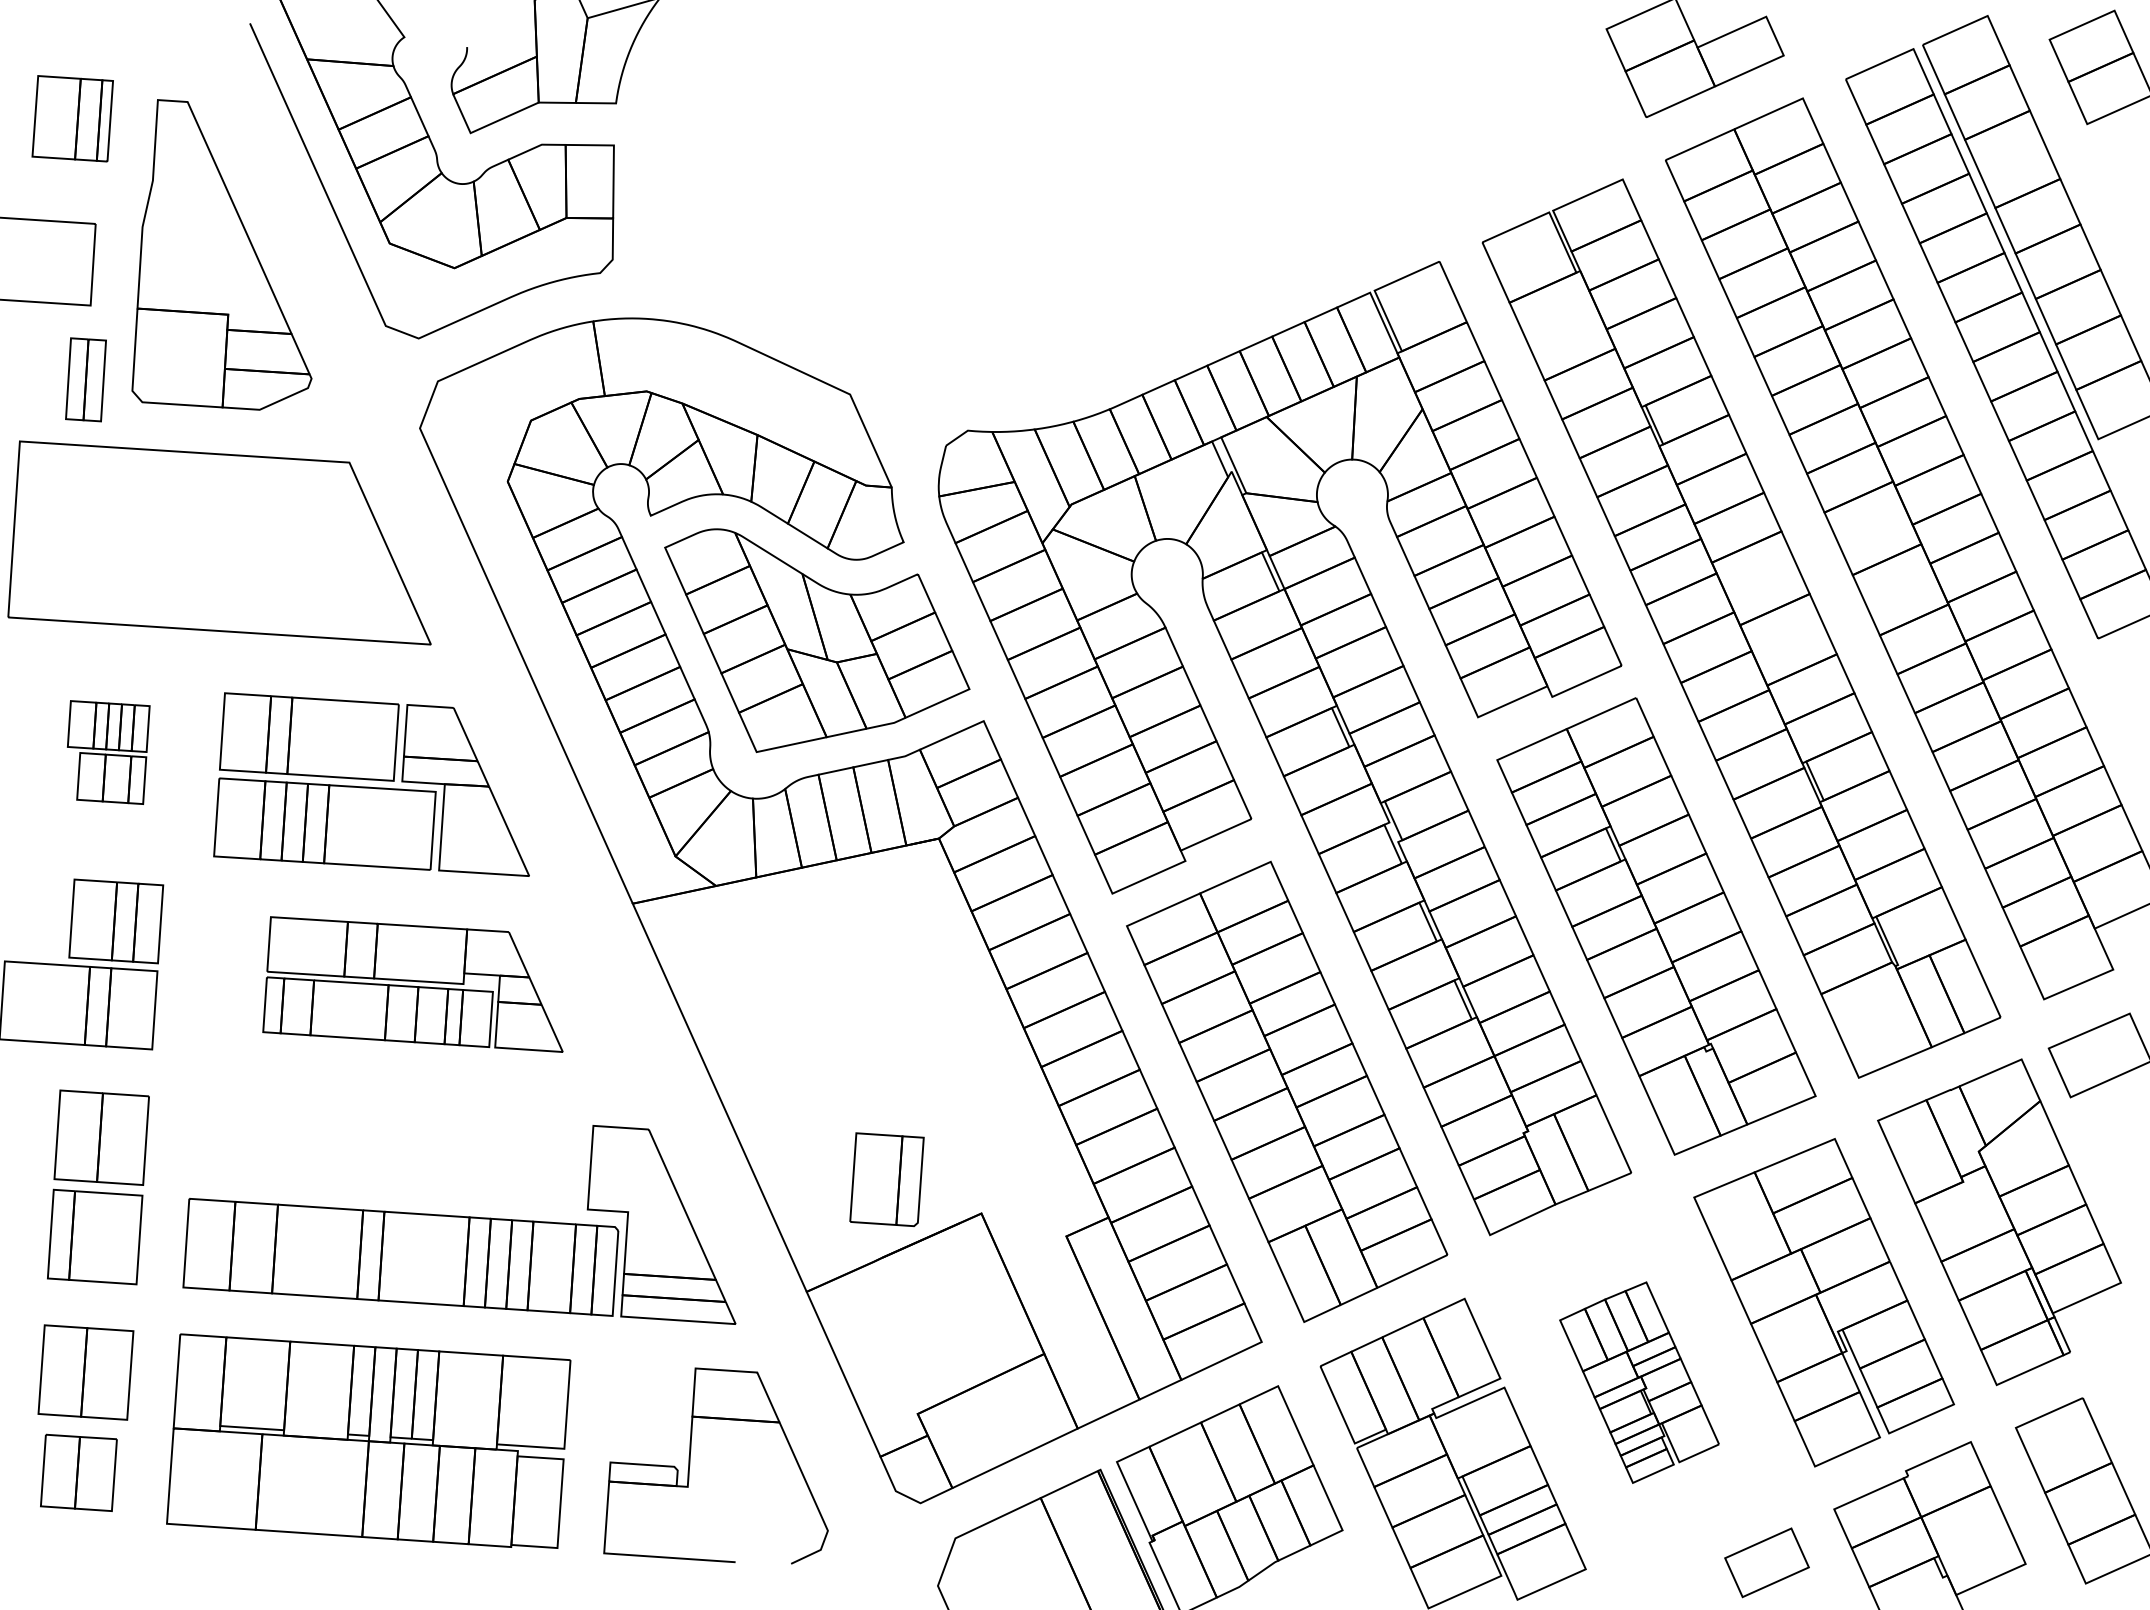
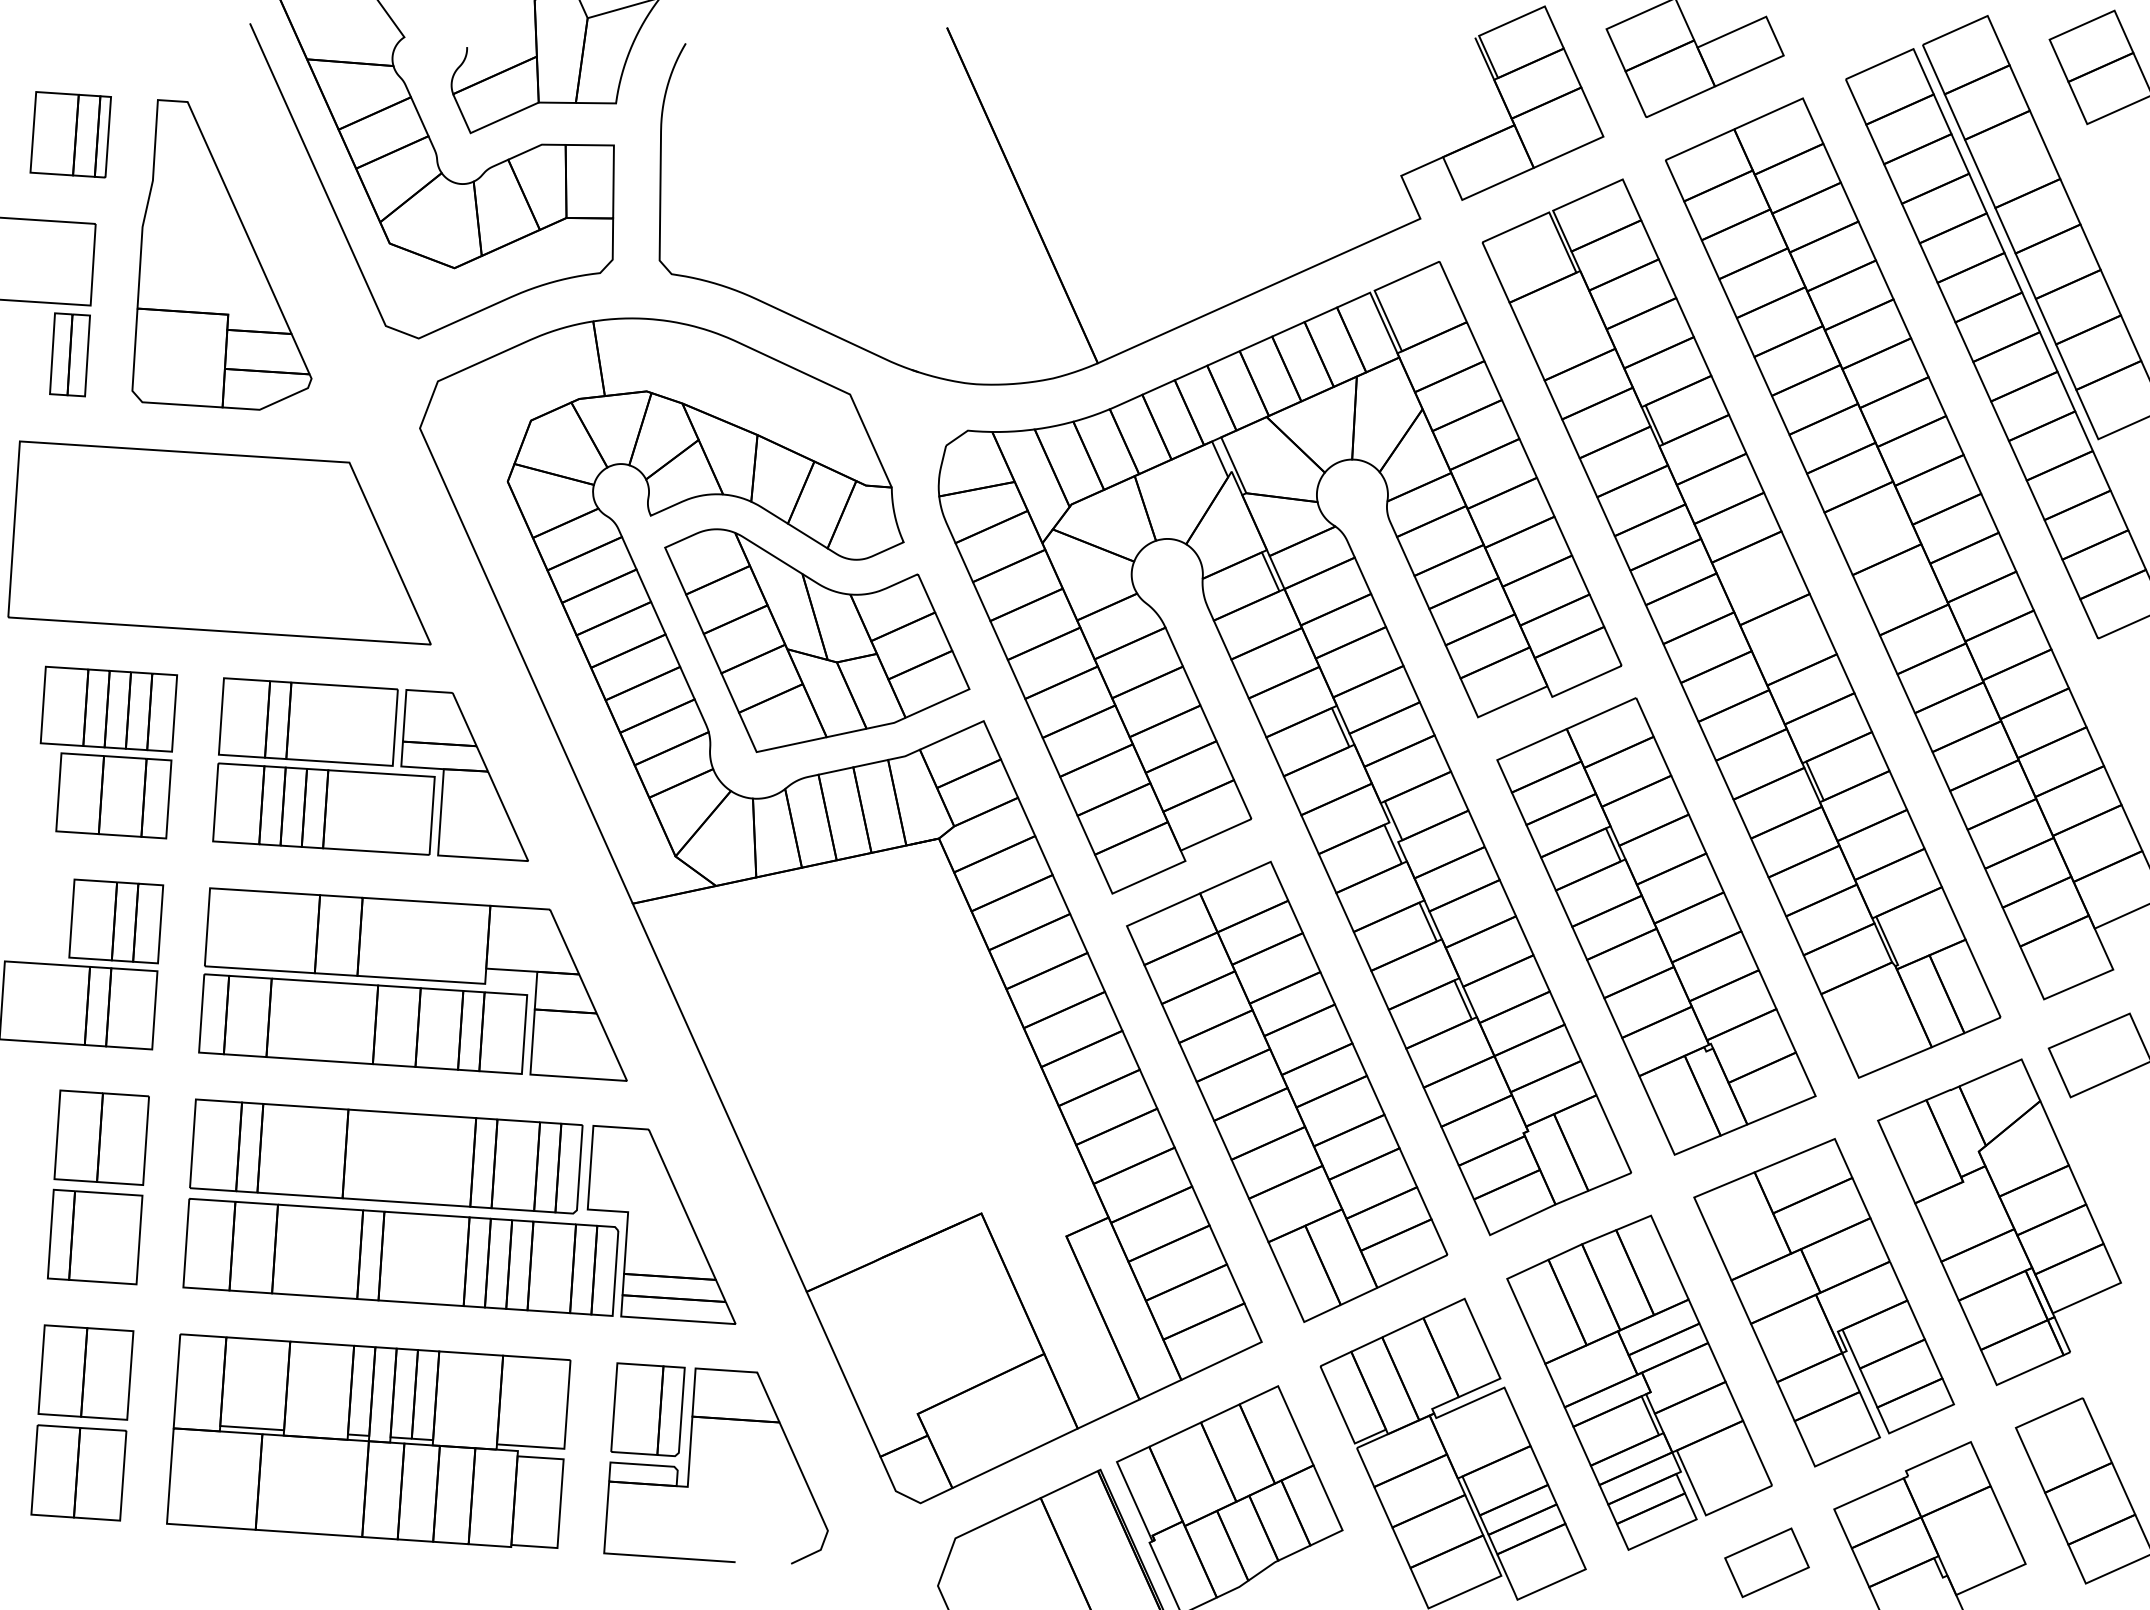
part position: (72, 118) -> (70, 134) (70, 134)
part: none -> present (1041, 234)
part position: (85, 379) -> (69, 354) (69, 354)
part size: 85x105 px -> 139x175 px (108, 752)
part position: (371, 784) -> (370, 769) (370, 769)
part size: 302x137 px -> 430x195 px (412, 984)
part: none -> present (386, 1156)
part position: (886, 1179) -> (647, 1409) (647, 1409)
part size: 161x203 px -> 267x337 px (1639, 1382)
part size: 78x79 px -> 98x98 px (78, 1472)
